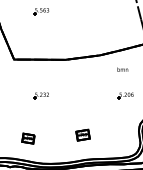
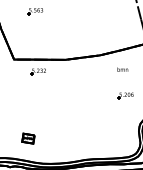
part position: (41, 11) -> (35, 11) (35, 11)
part position: (40, 95) -> (37, 71) (37, 71)
part: present -> none (82, 134)
